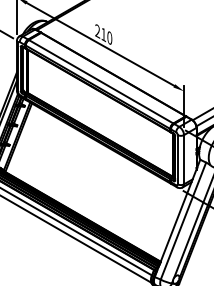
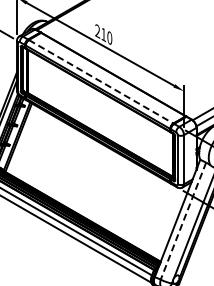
line: solid -> dashed (101, 82)
line: solid -> dashed (183, 221)
